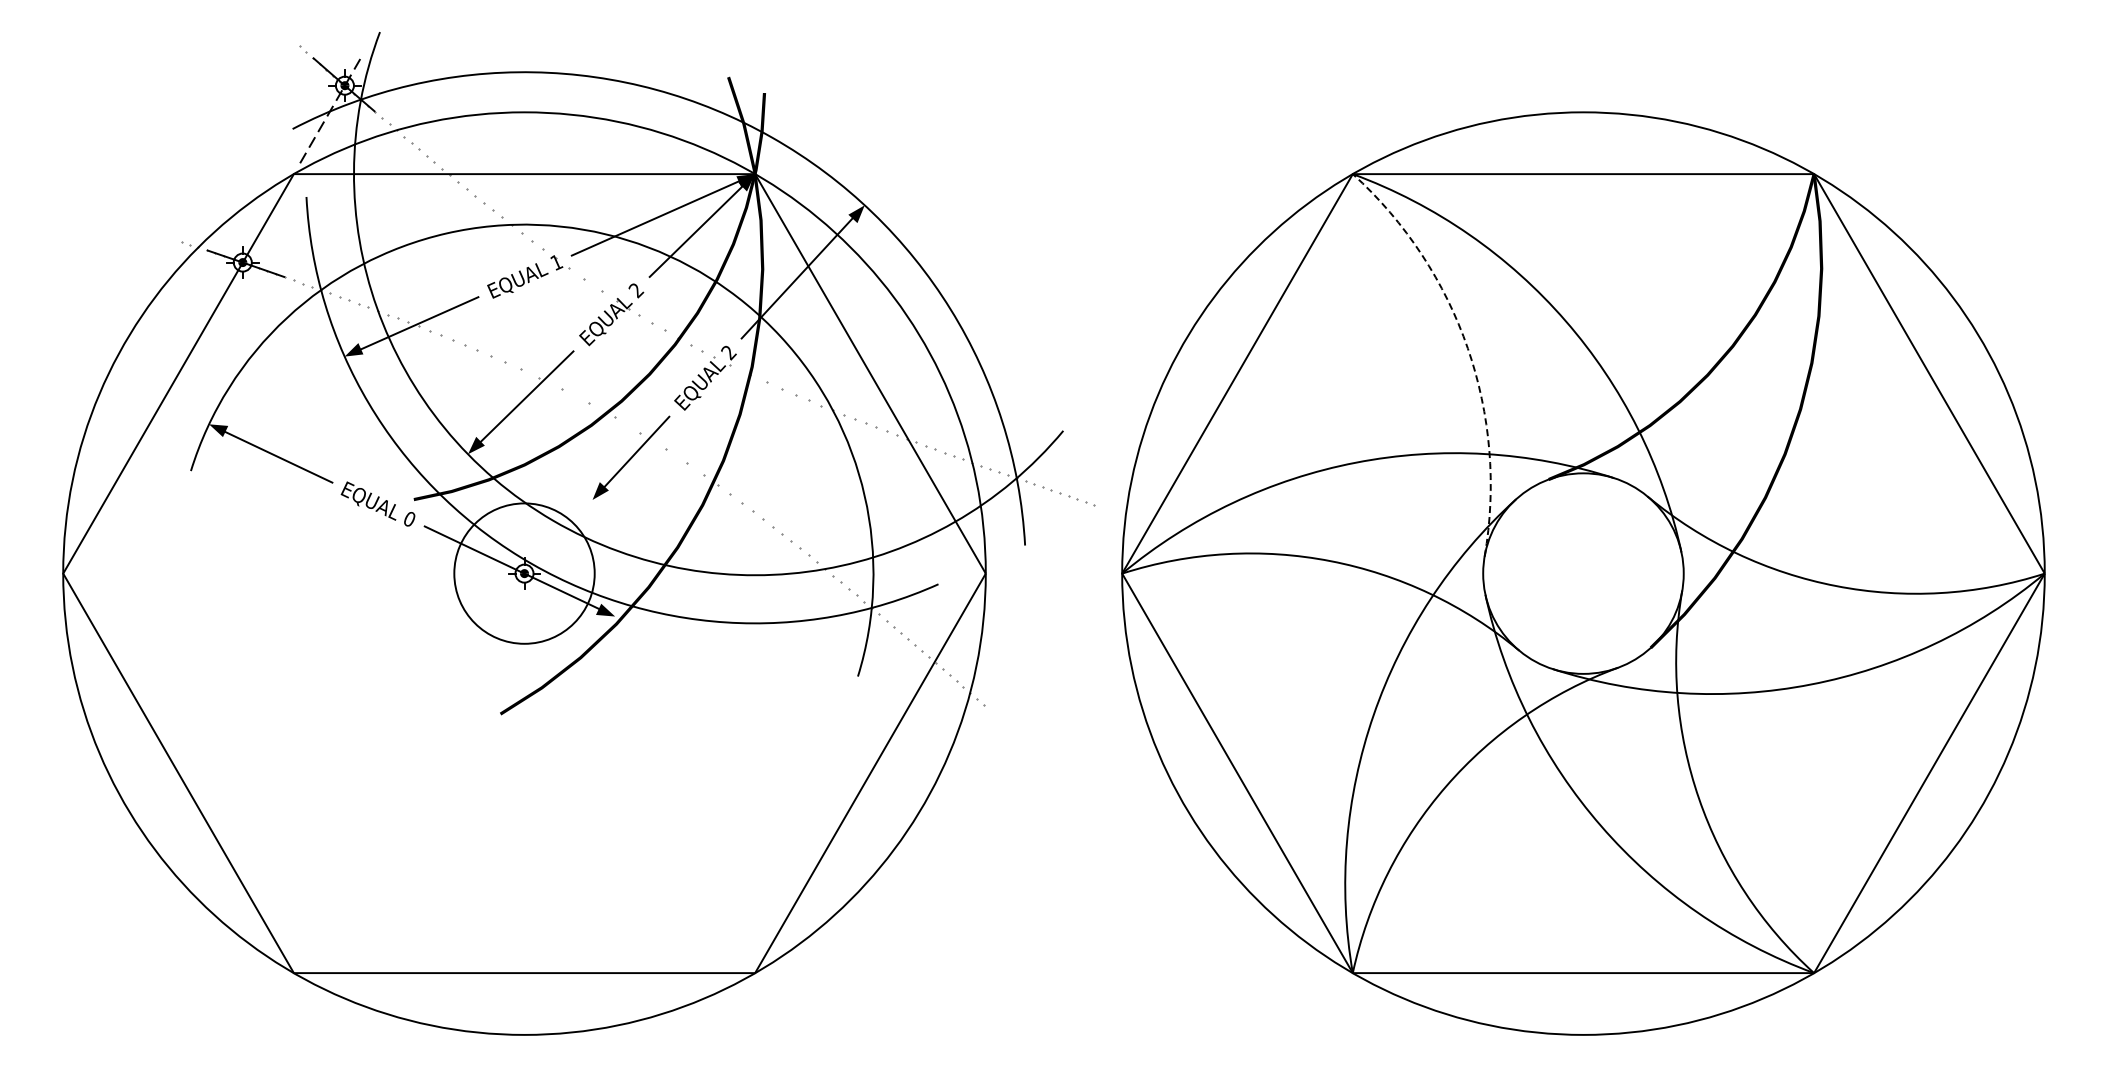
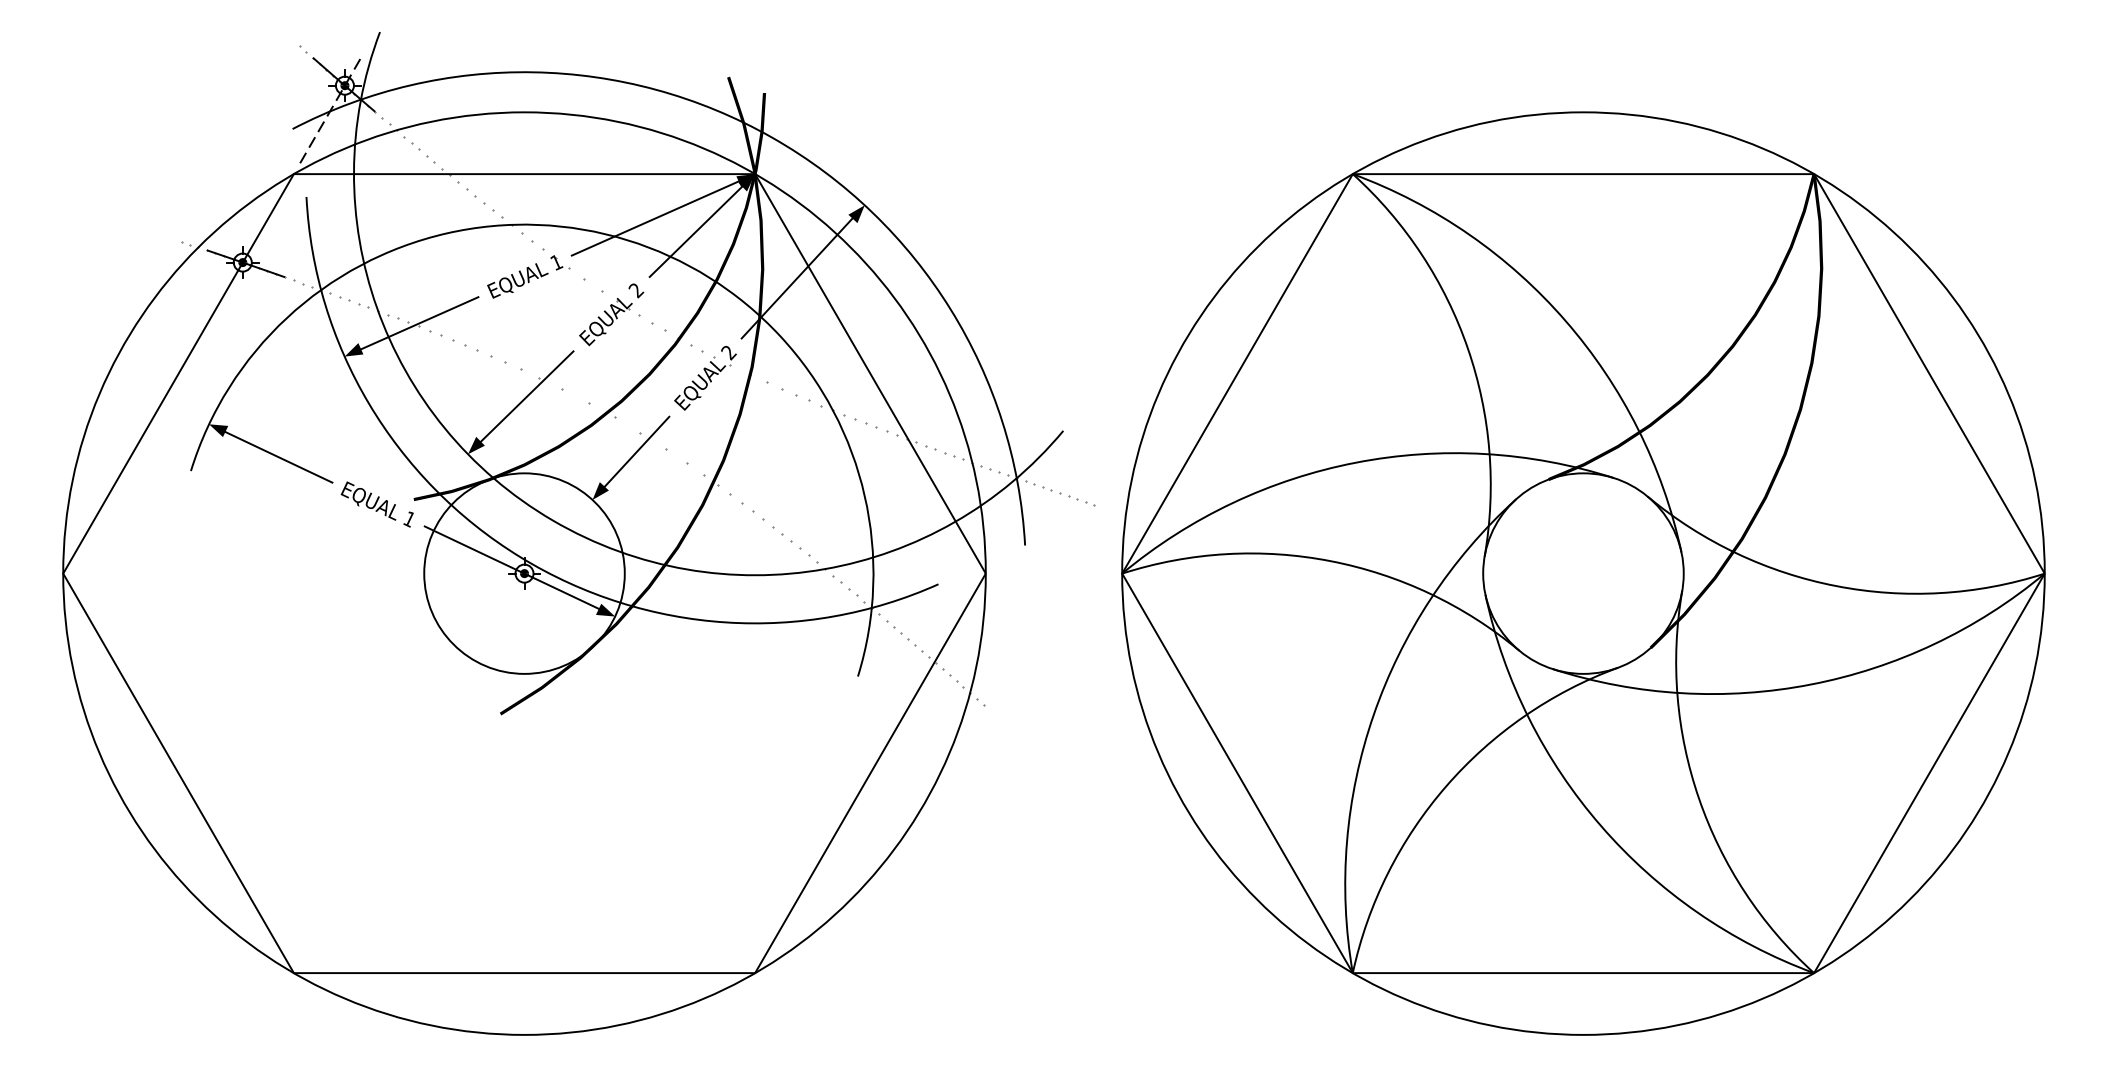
arc: dashed -> solid (1467, 348)
text: 0 -> 1 (409, 519)
circle diameter: 140 px -> 201 px (524, 573)
